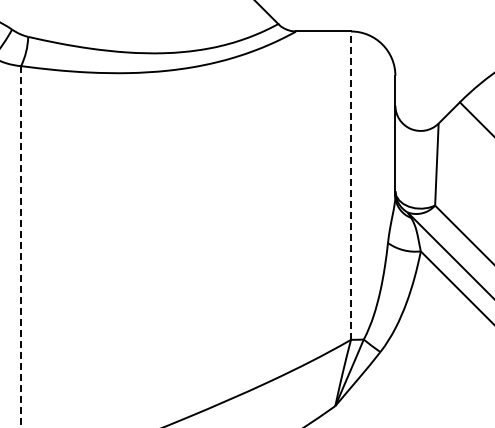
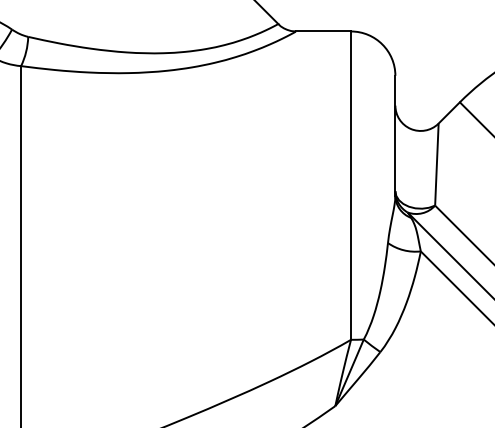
line: dashed -> solid (351, 185)
line: dashed -> solid (21, 247)
